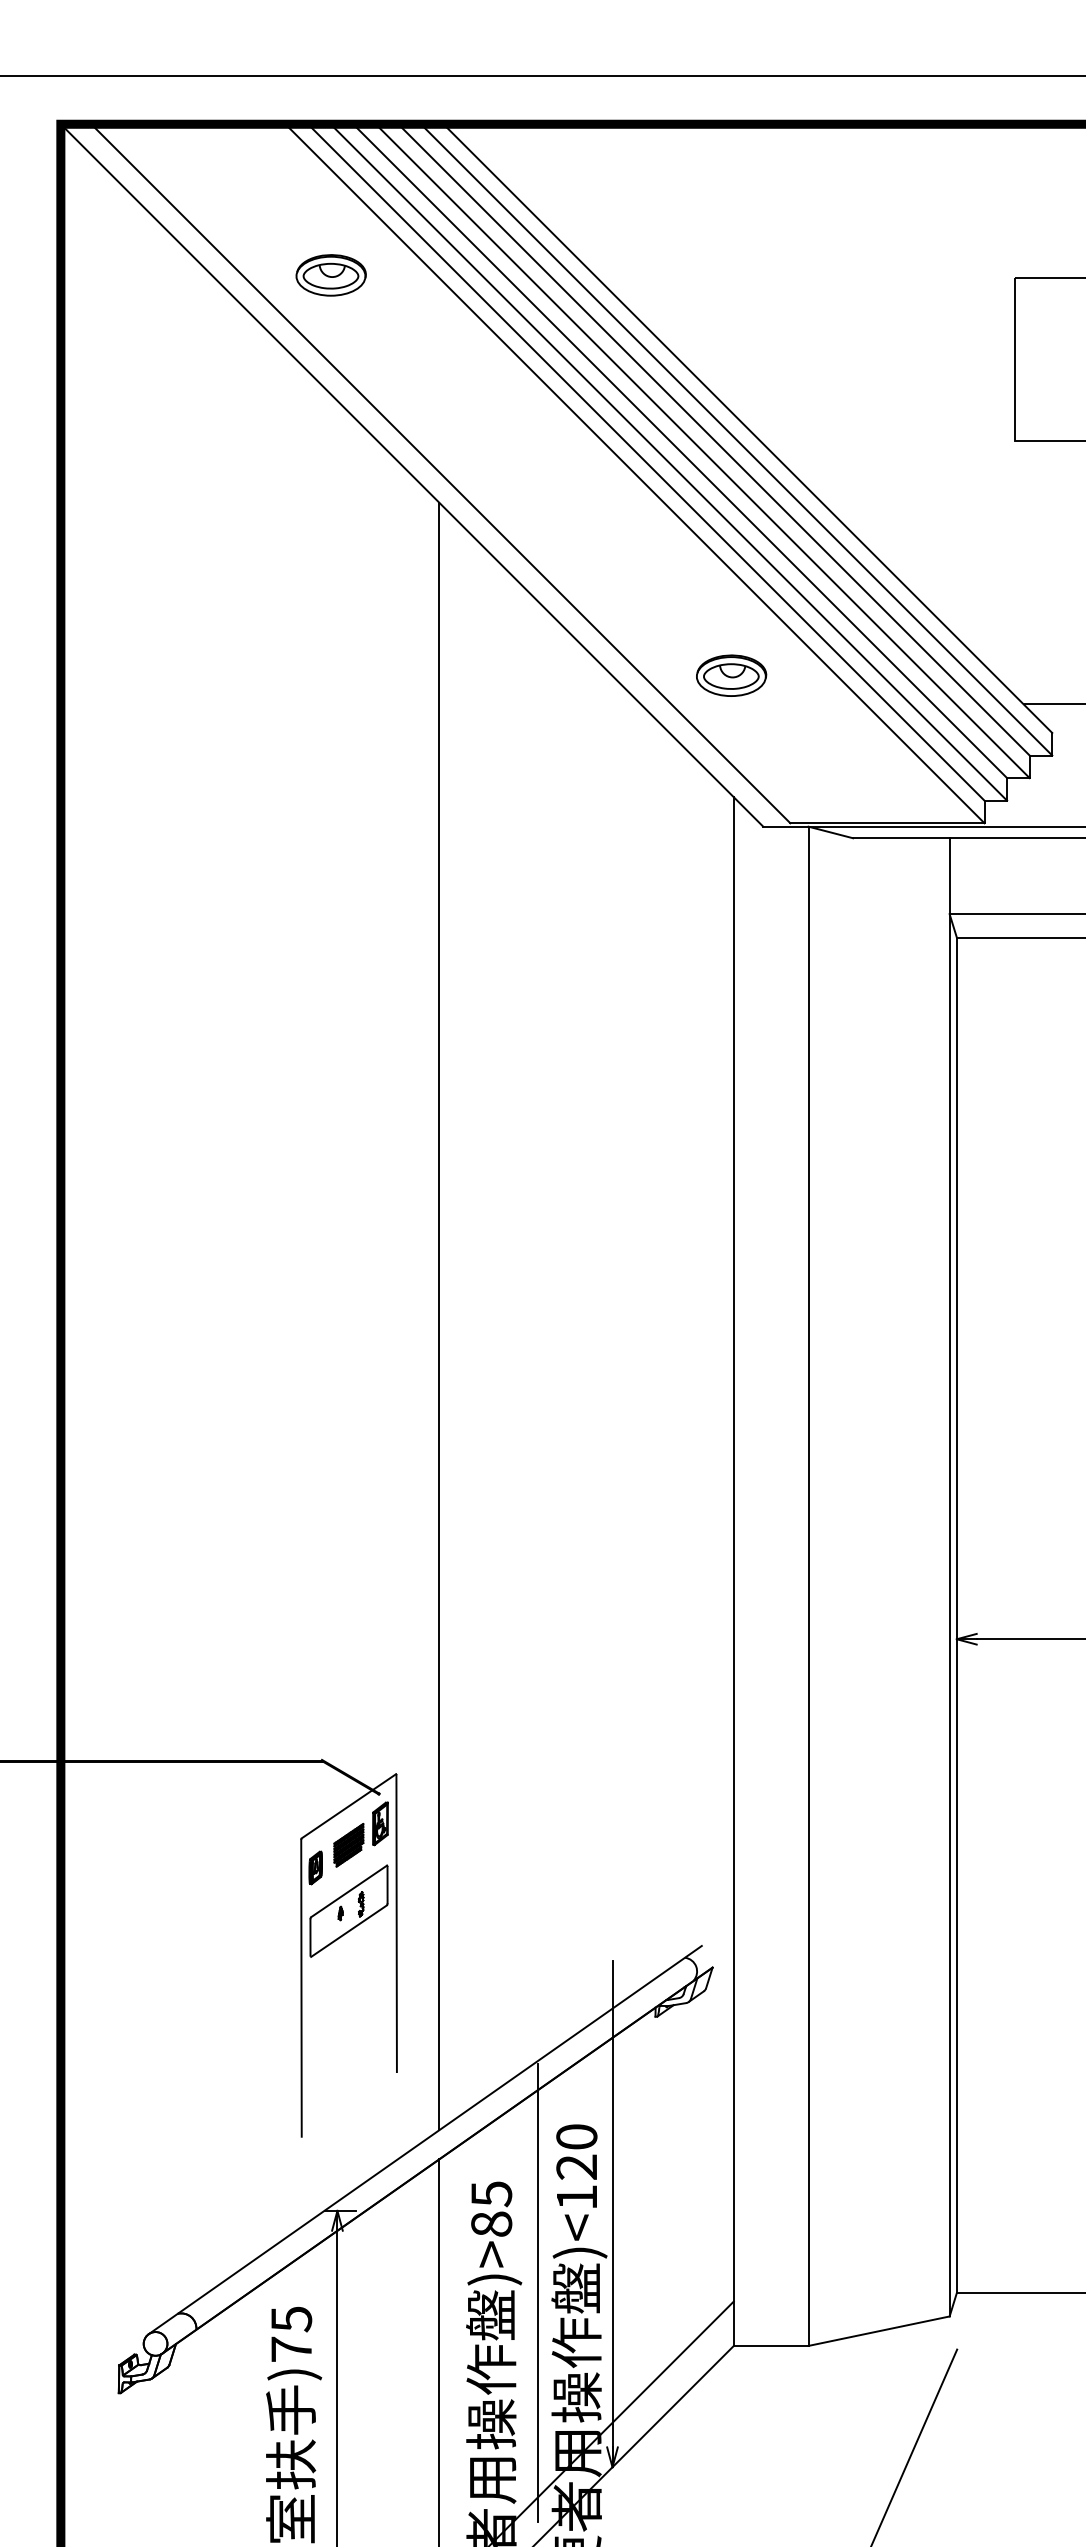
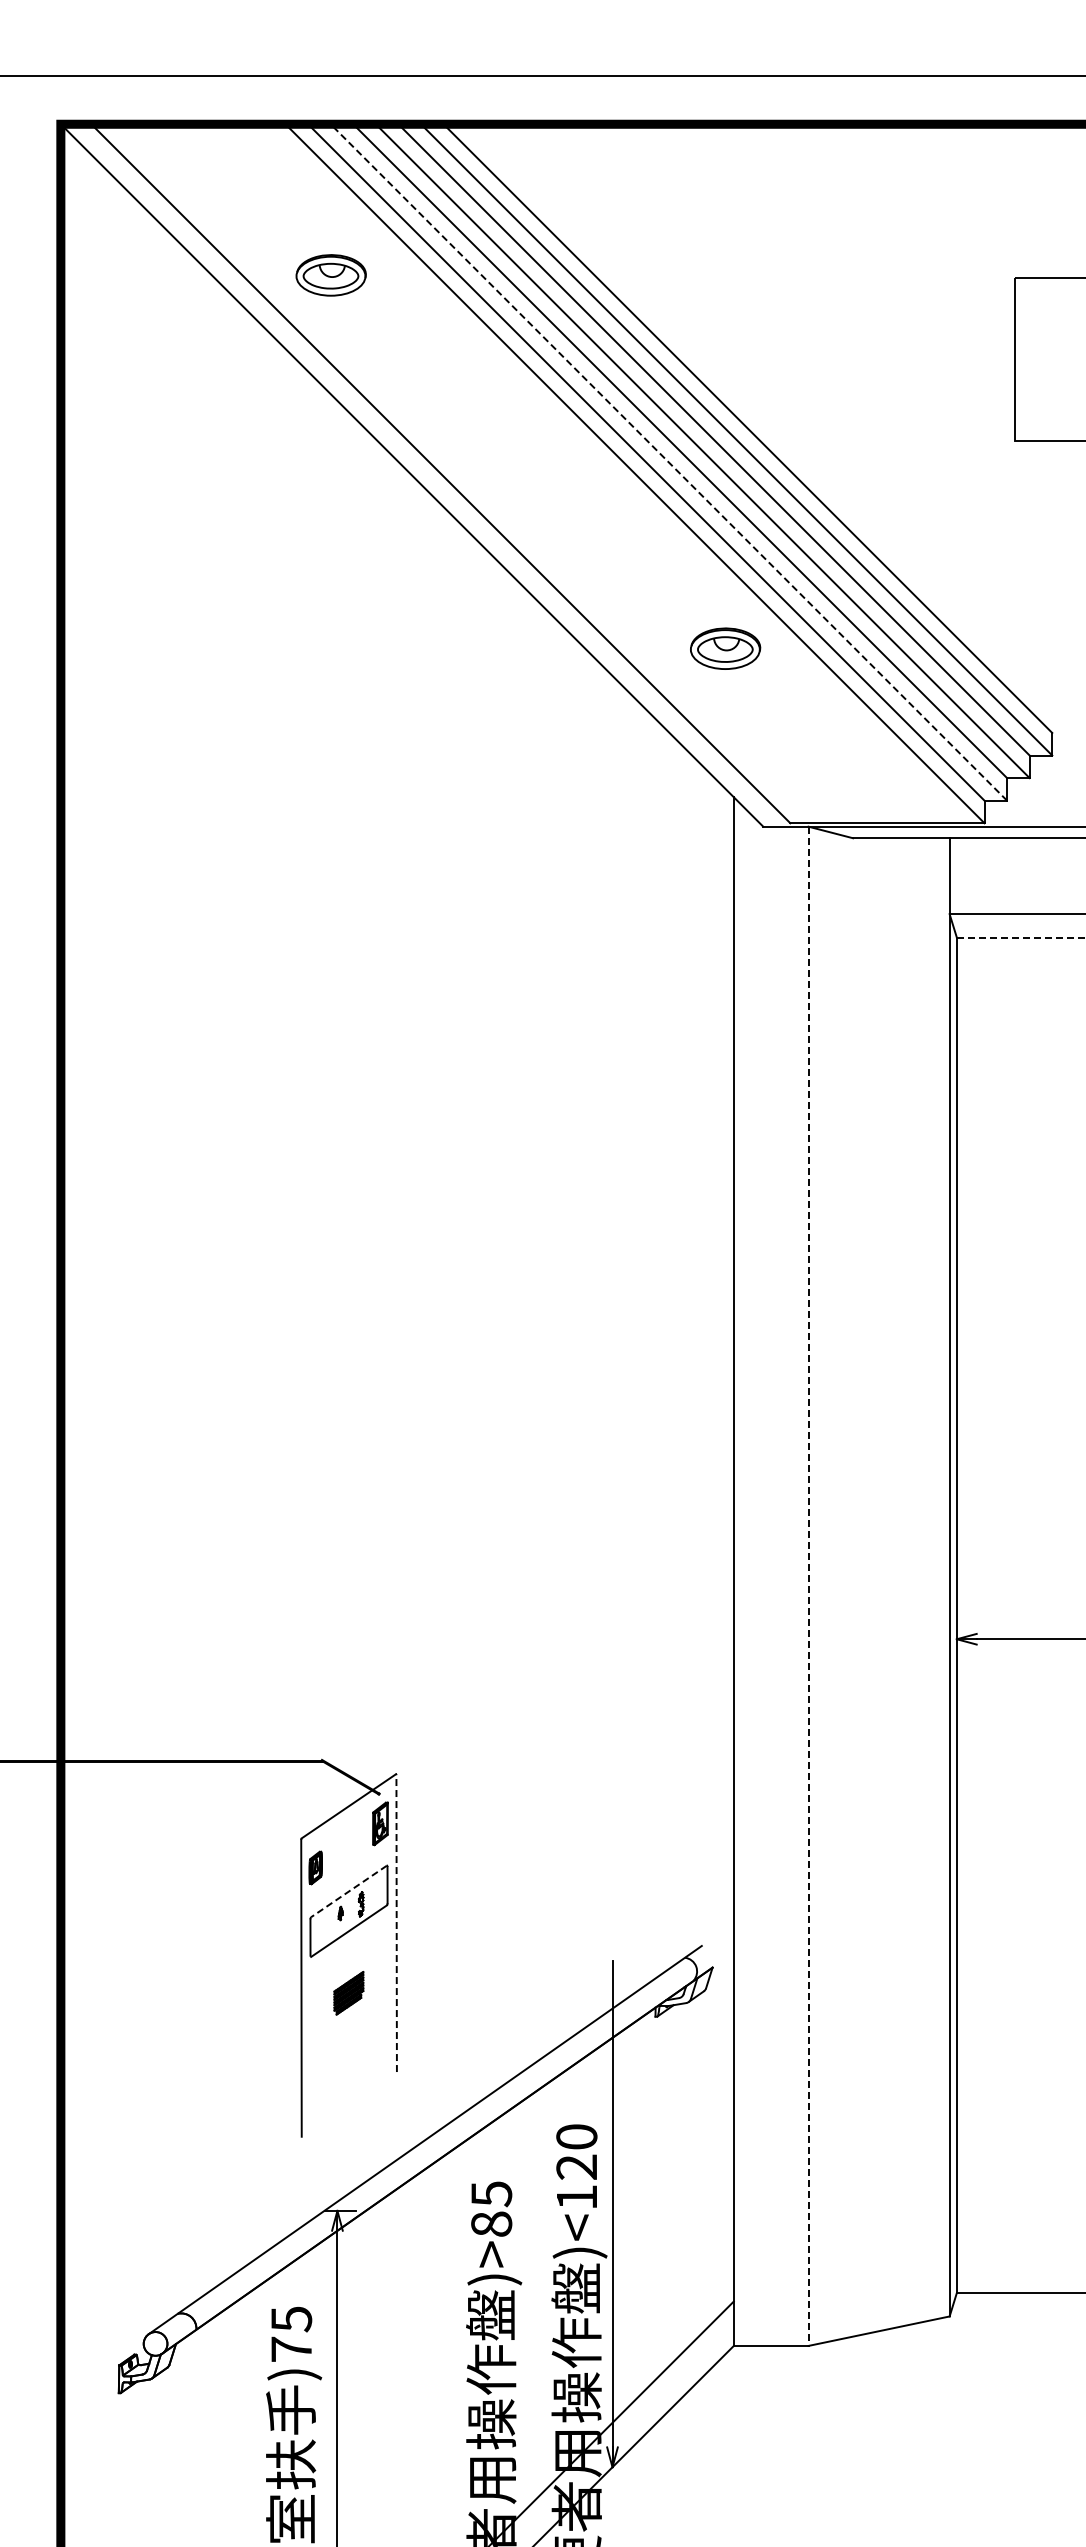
line: solid -> dashed (668, 462)
part position: (731, 675) -> (725, 648) (725, 648)
line: present -> none (1052, 704)
line: solid -> dashed (1021, 937)
line: present -> none (439, 1316)
line: solid -> dashed (808, 1586)
part position: (348, 1845) -> (348, 1993) (348, 1993)
line: solid -> dashed (348, 1891)
line: solid -> dashed (396, 1923)
line: present -> none (538, 2292)
line: present -> none (439, 2351)
line: present -> none (914, 2446)
